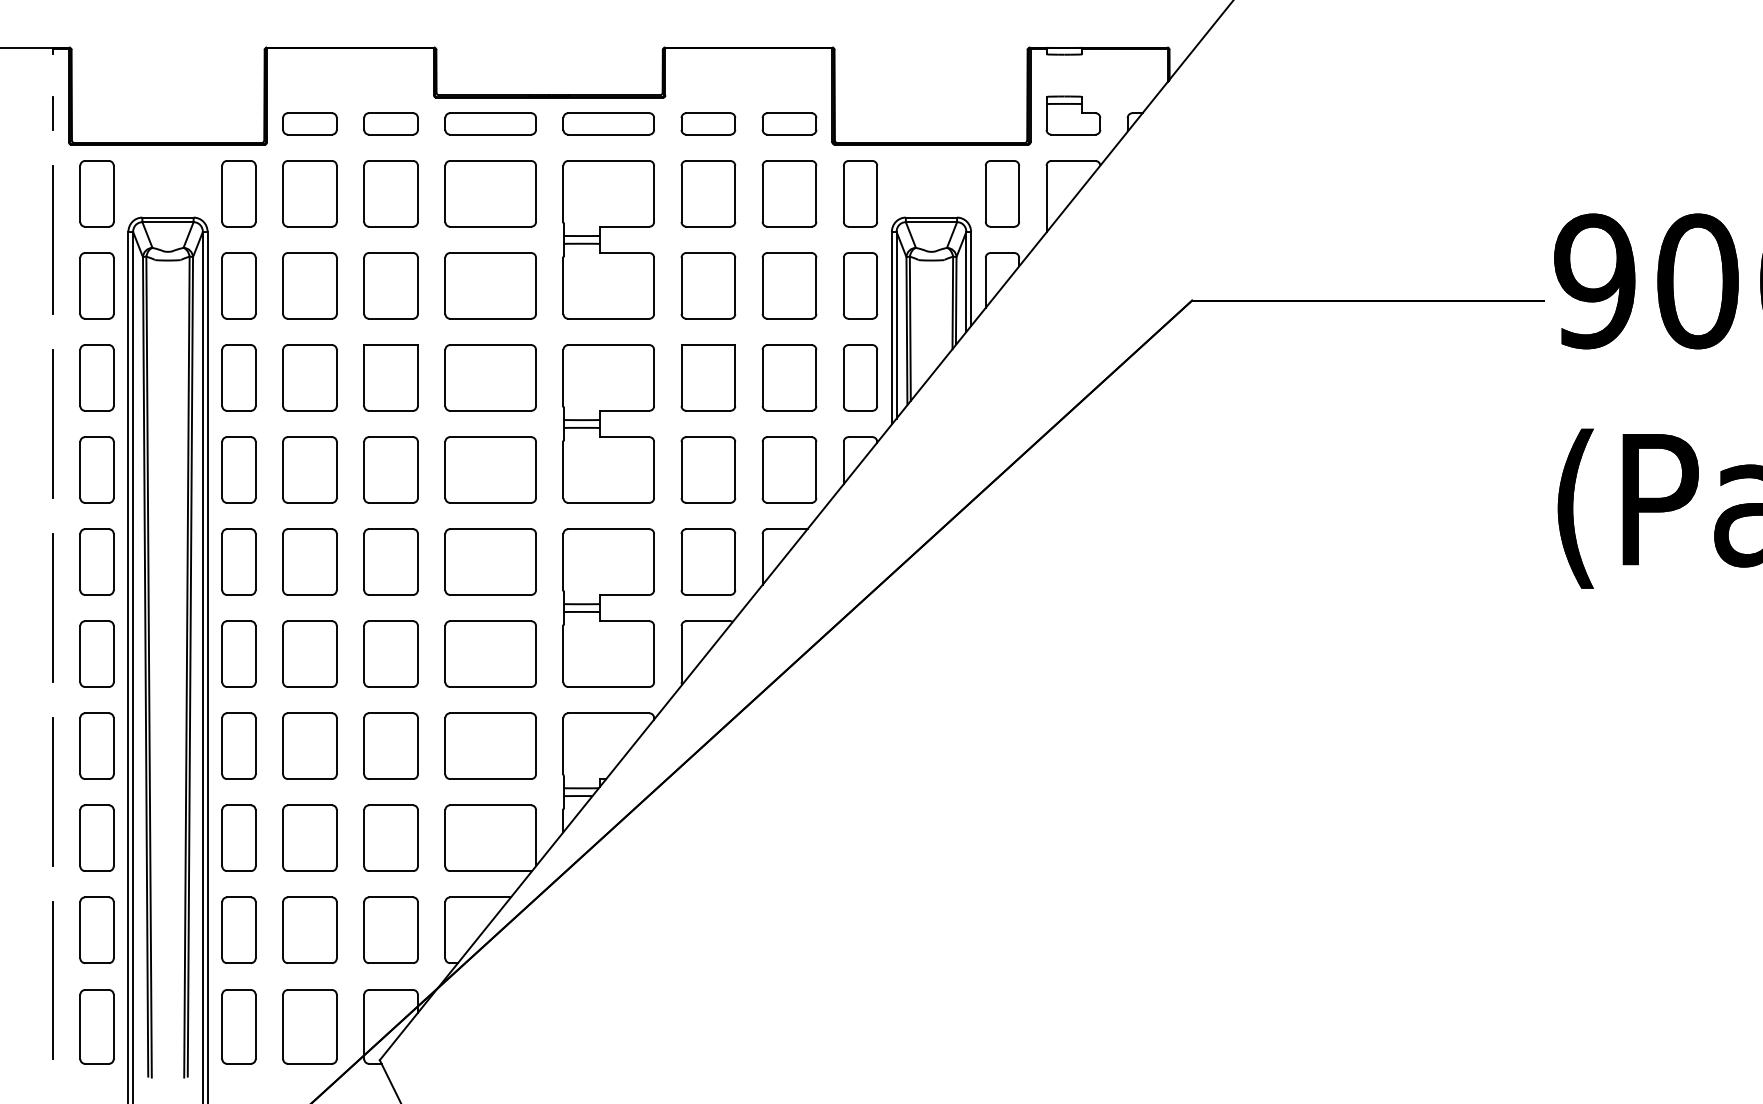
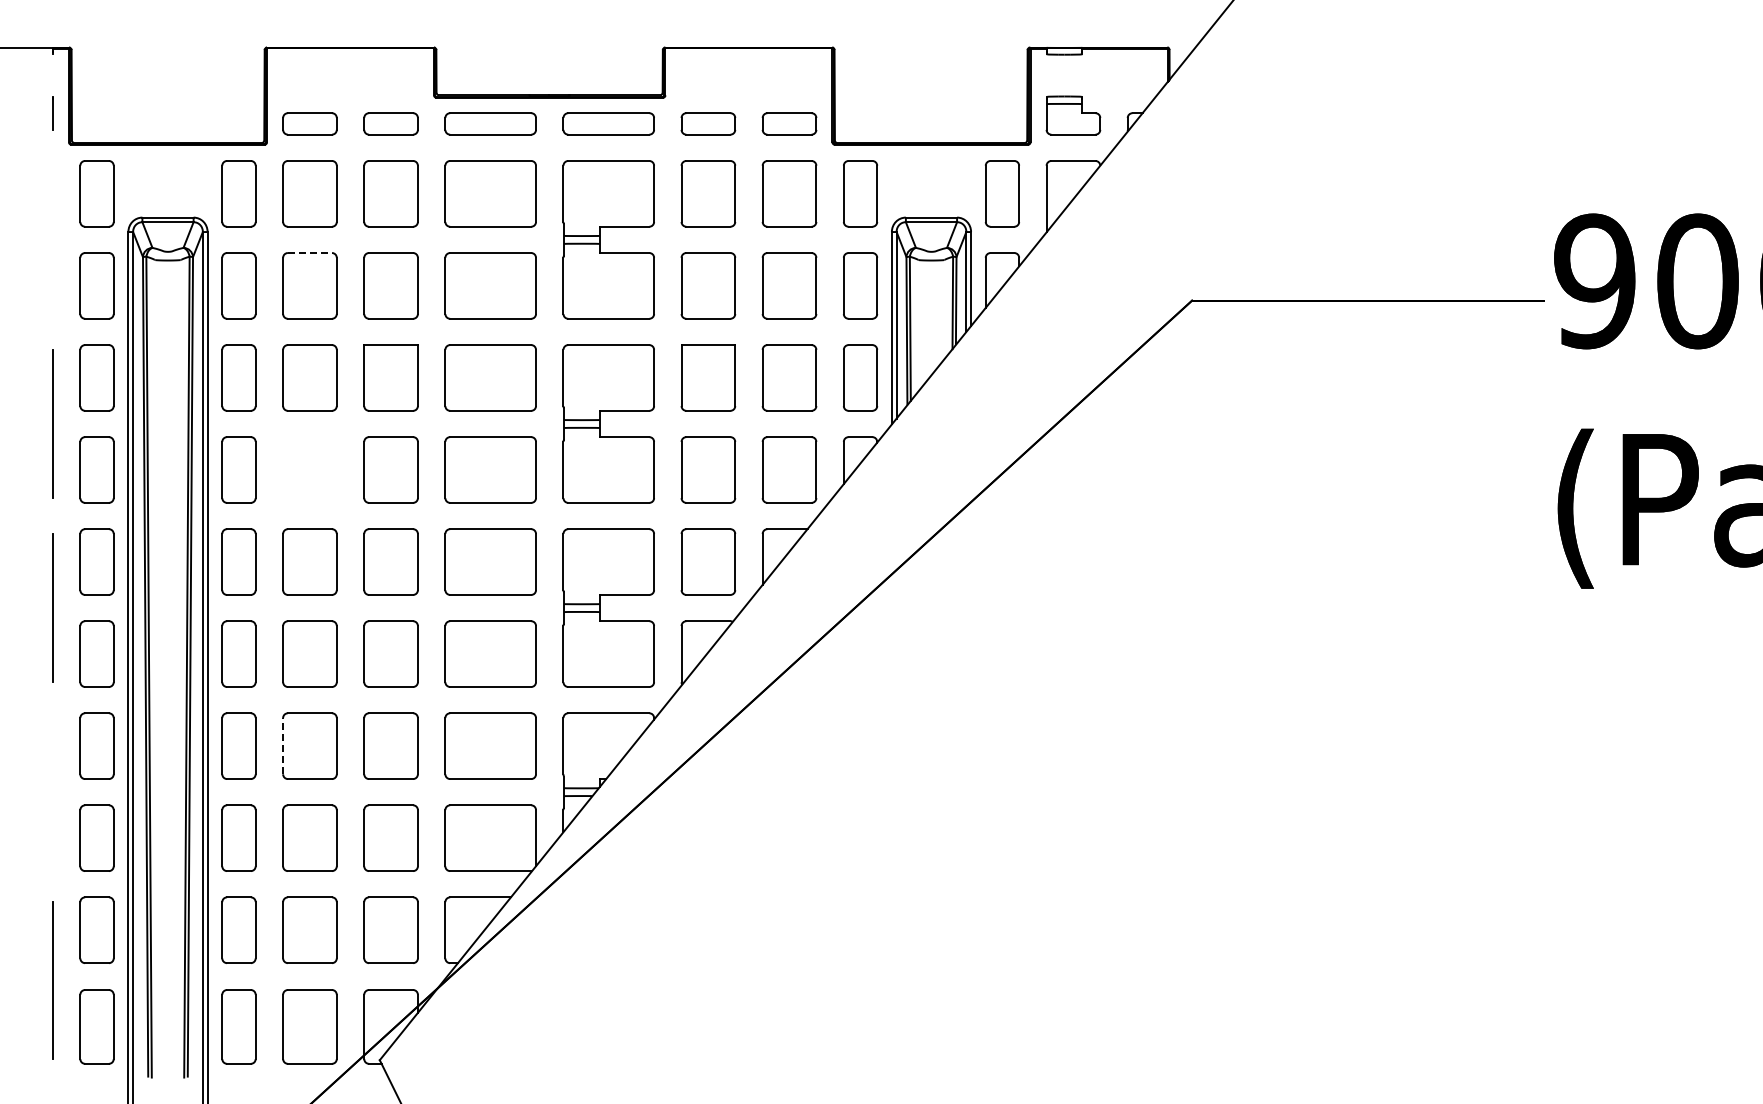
line: present -> none (52, 239)
line: solid -> dashed (310, 253)
part: present -> none (309, 469)
line: solid -> dashed (283, 745)
line: present -> none (52, 792)
